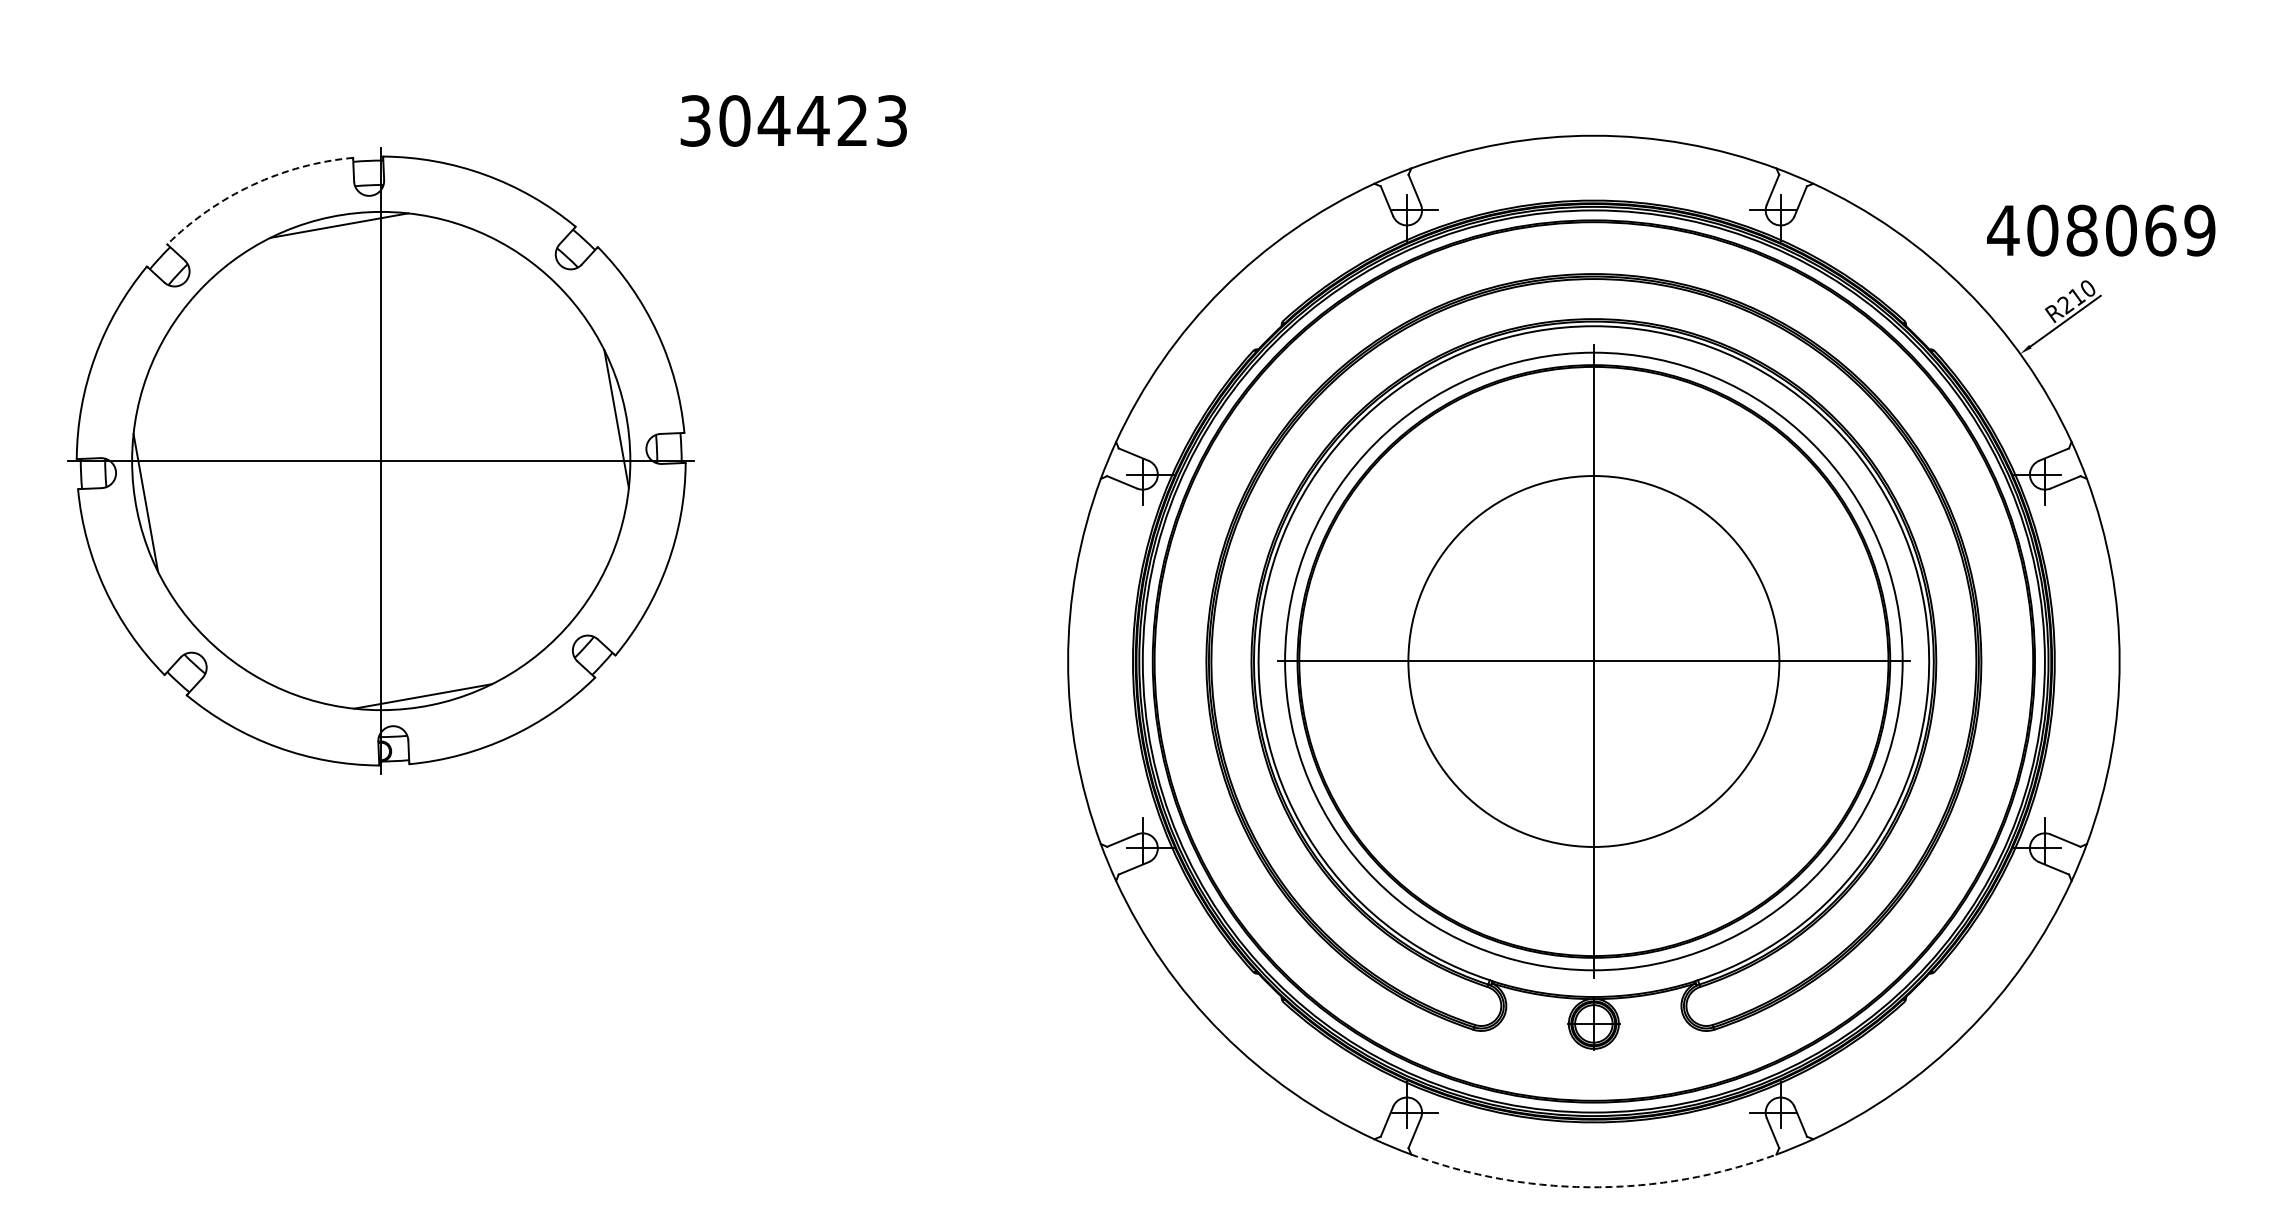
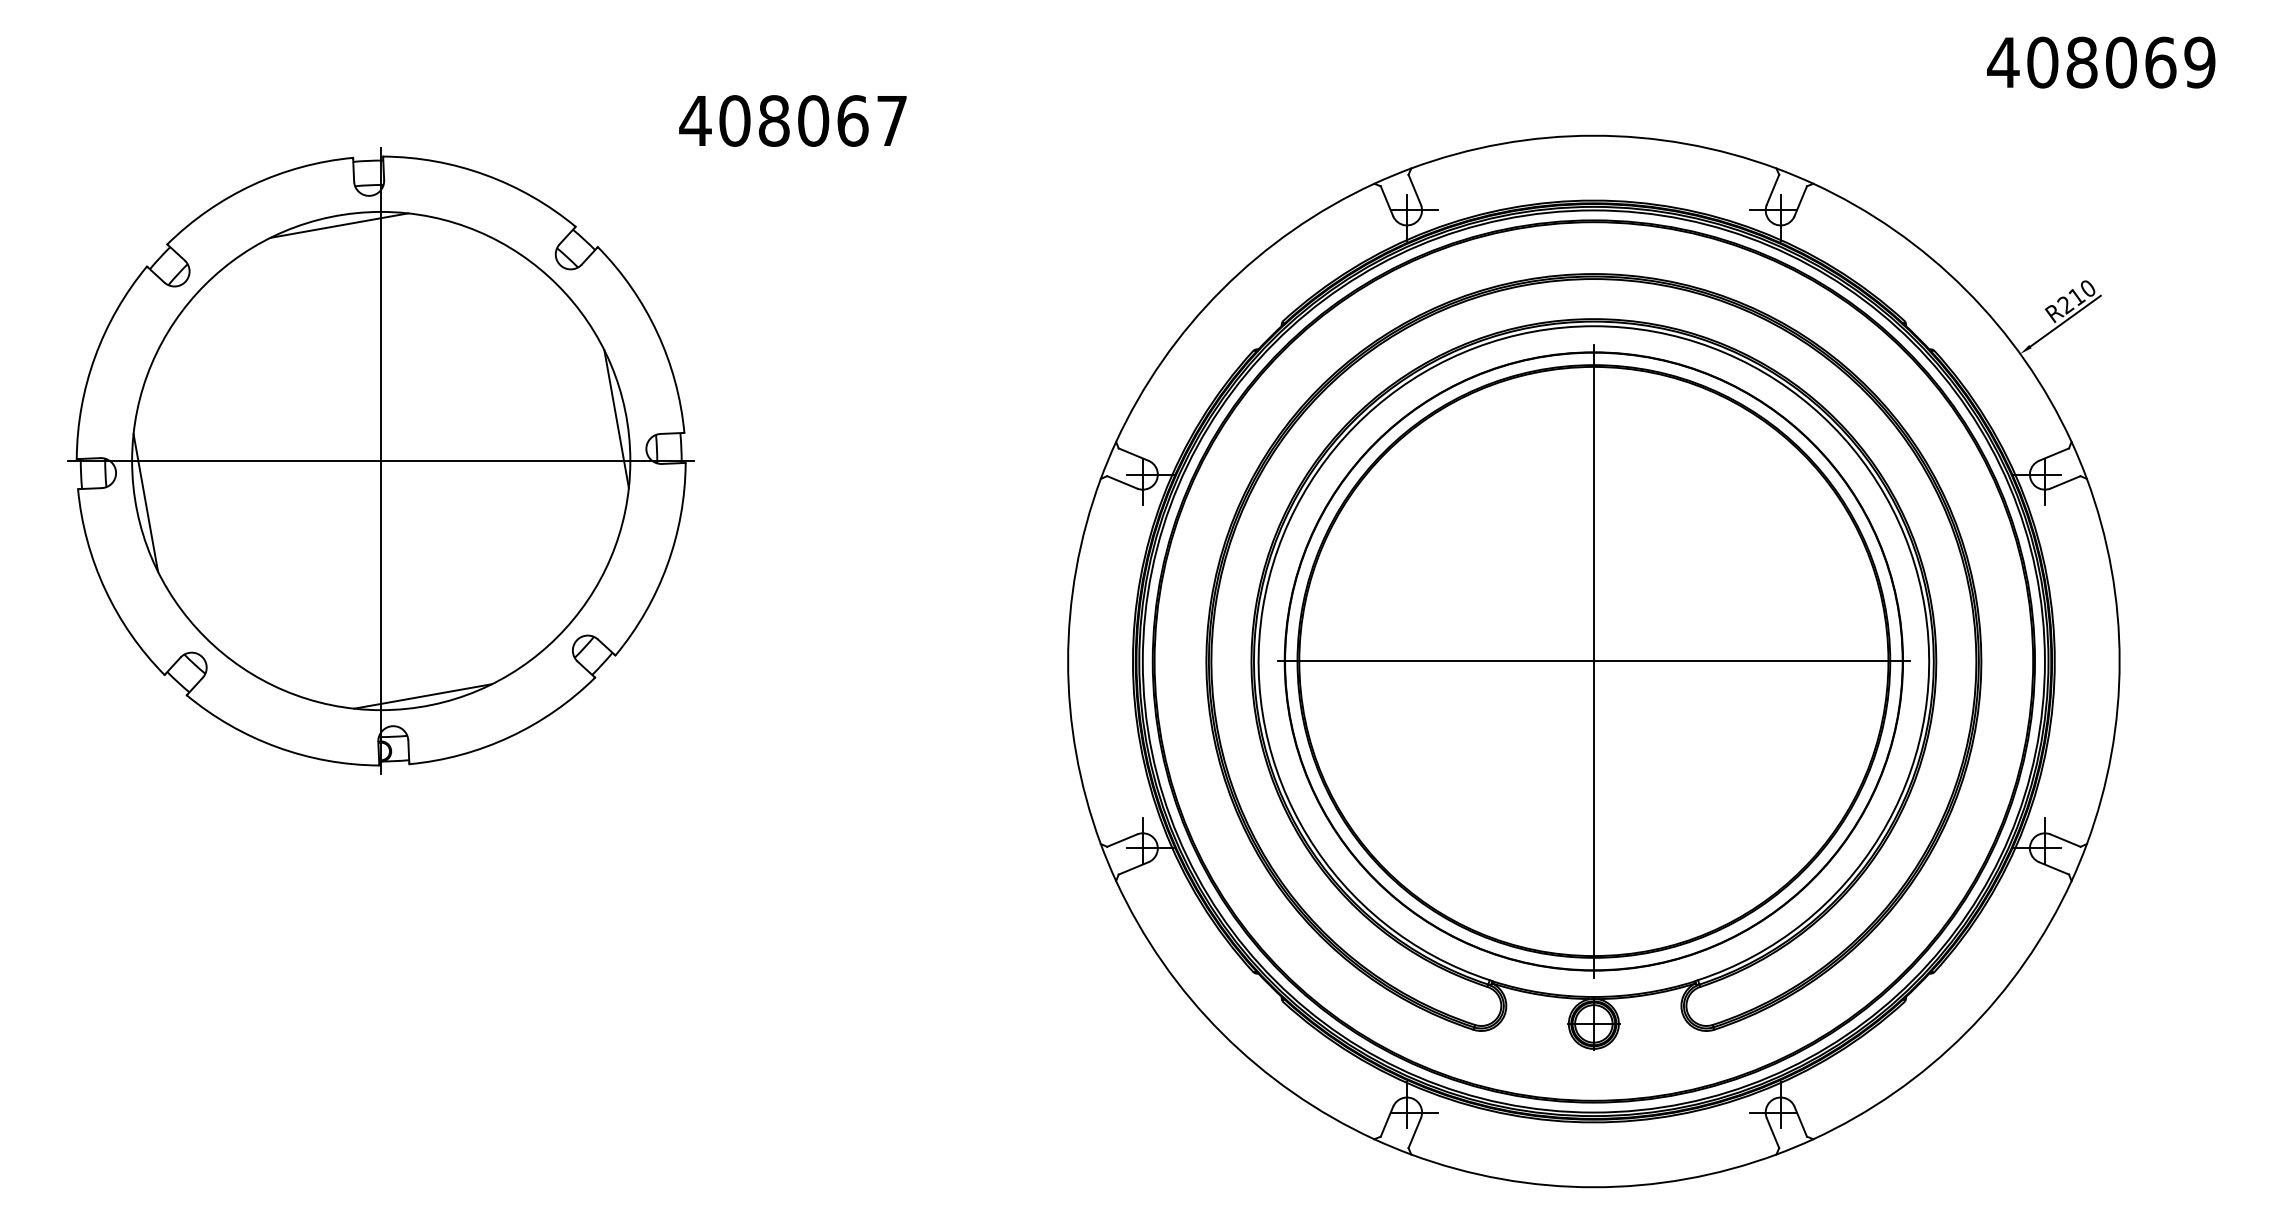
text: 304423 -> 408067 (792, 120)
arc: dashed -> solid (252, 185)
text position: (2101, 230) -> (2101, 62) (2101, 62)
circle diameter: 371 px -> 618 px (1593, 661)
arc: dashed -> solid (1593, 1187)
